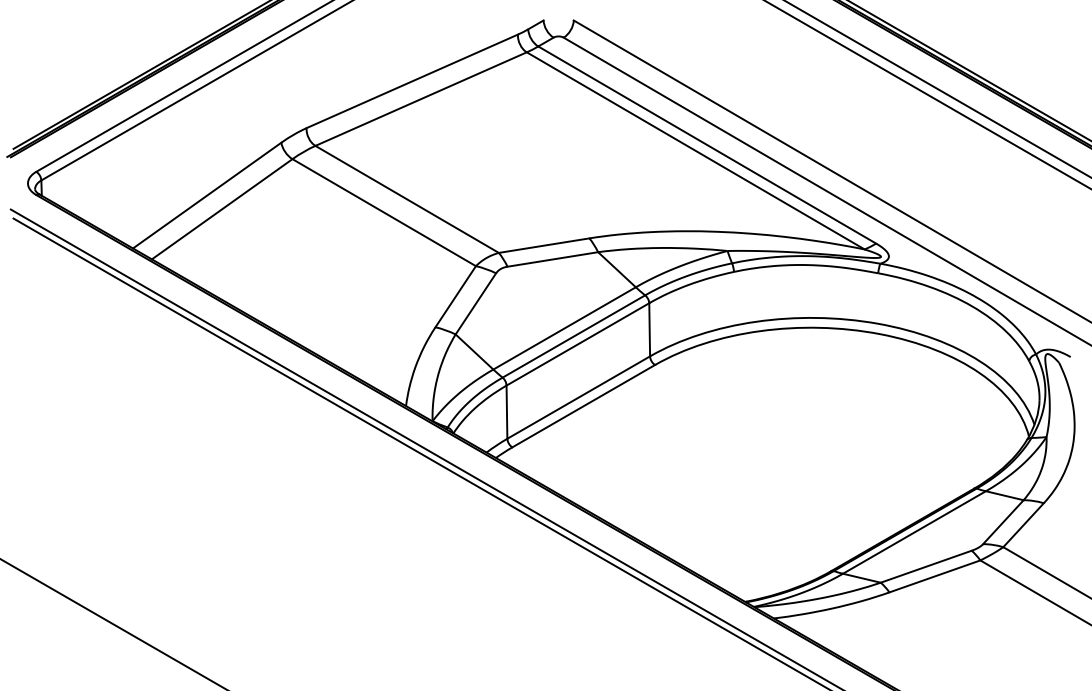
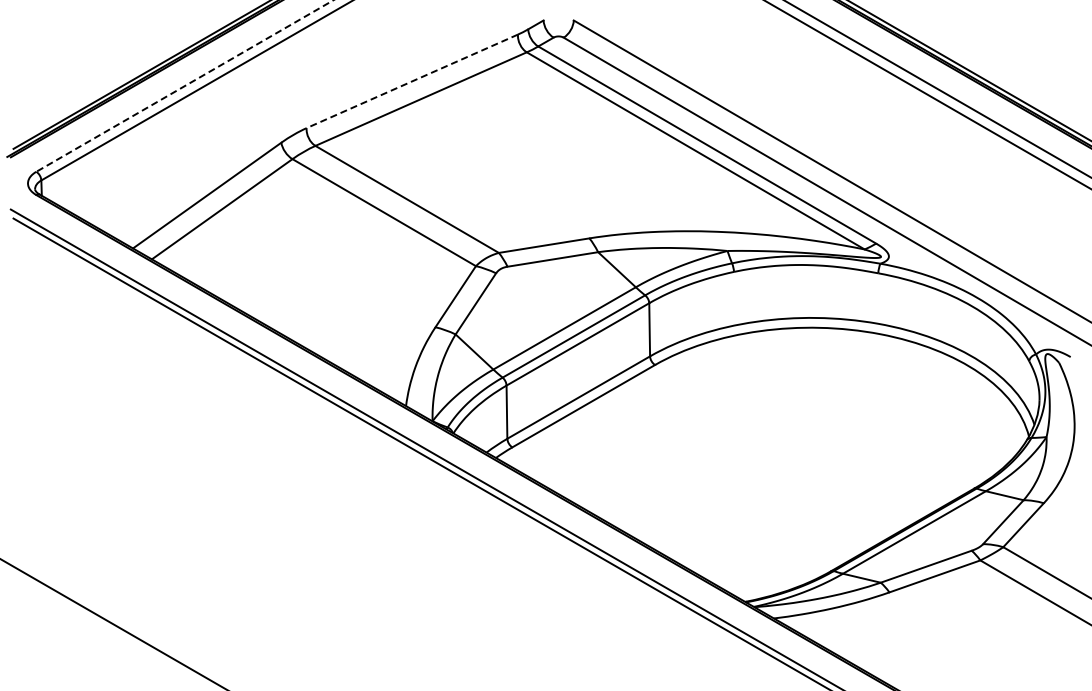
line: solid -> dashed (412, 81)
line: solid -> dashed (184, 86)
